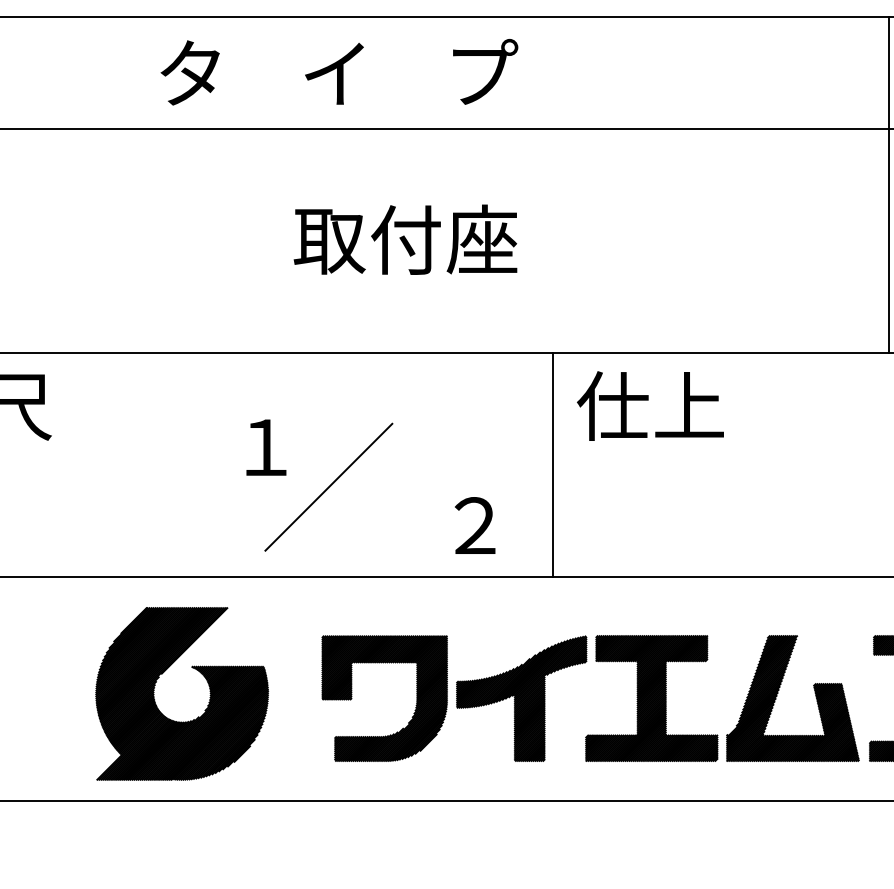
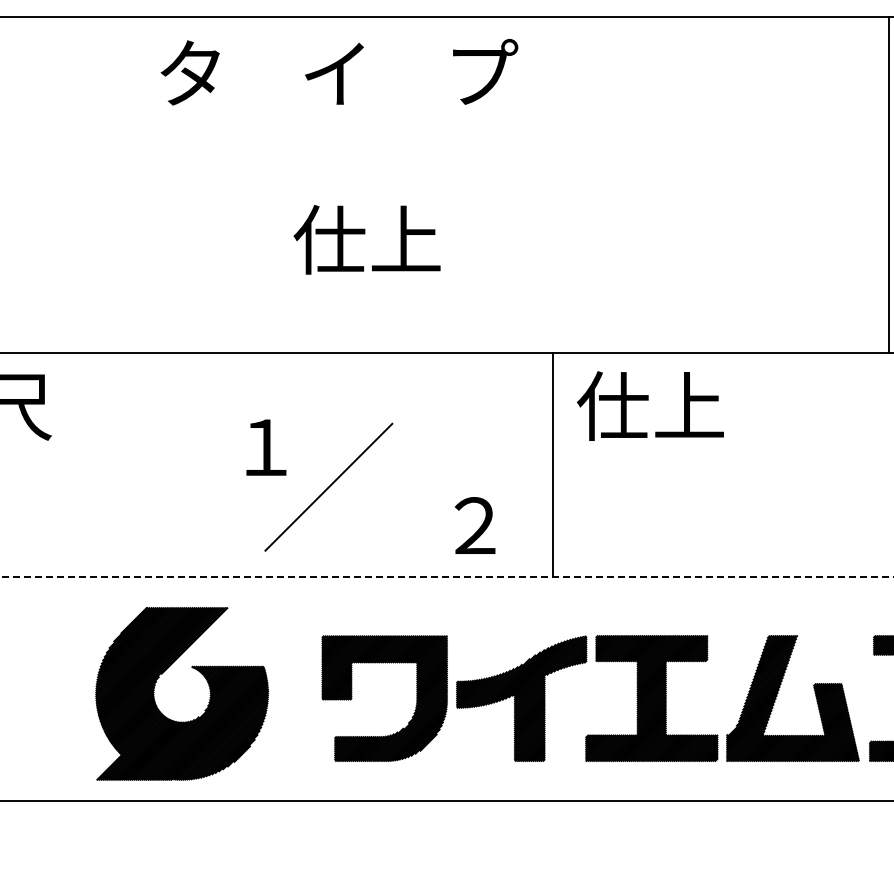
line: present -> none (446, 128)
text: 取付座 -> 仕上 (405, 239)
line: solid -> dashed (447, 576)
